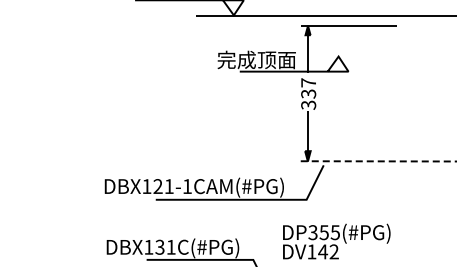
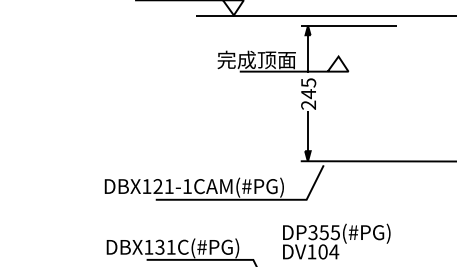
text: 337 -> 245 (308, 93)
line: dashed -> solid (378, 161)
text: DV142 -> DV104 (328, 251)
